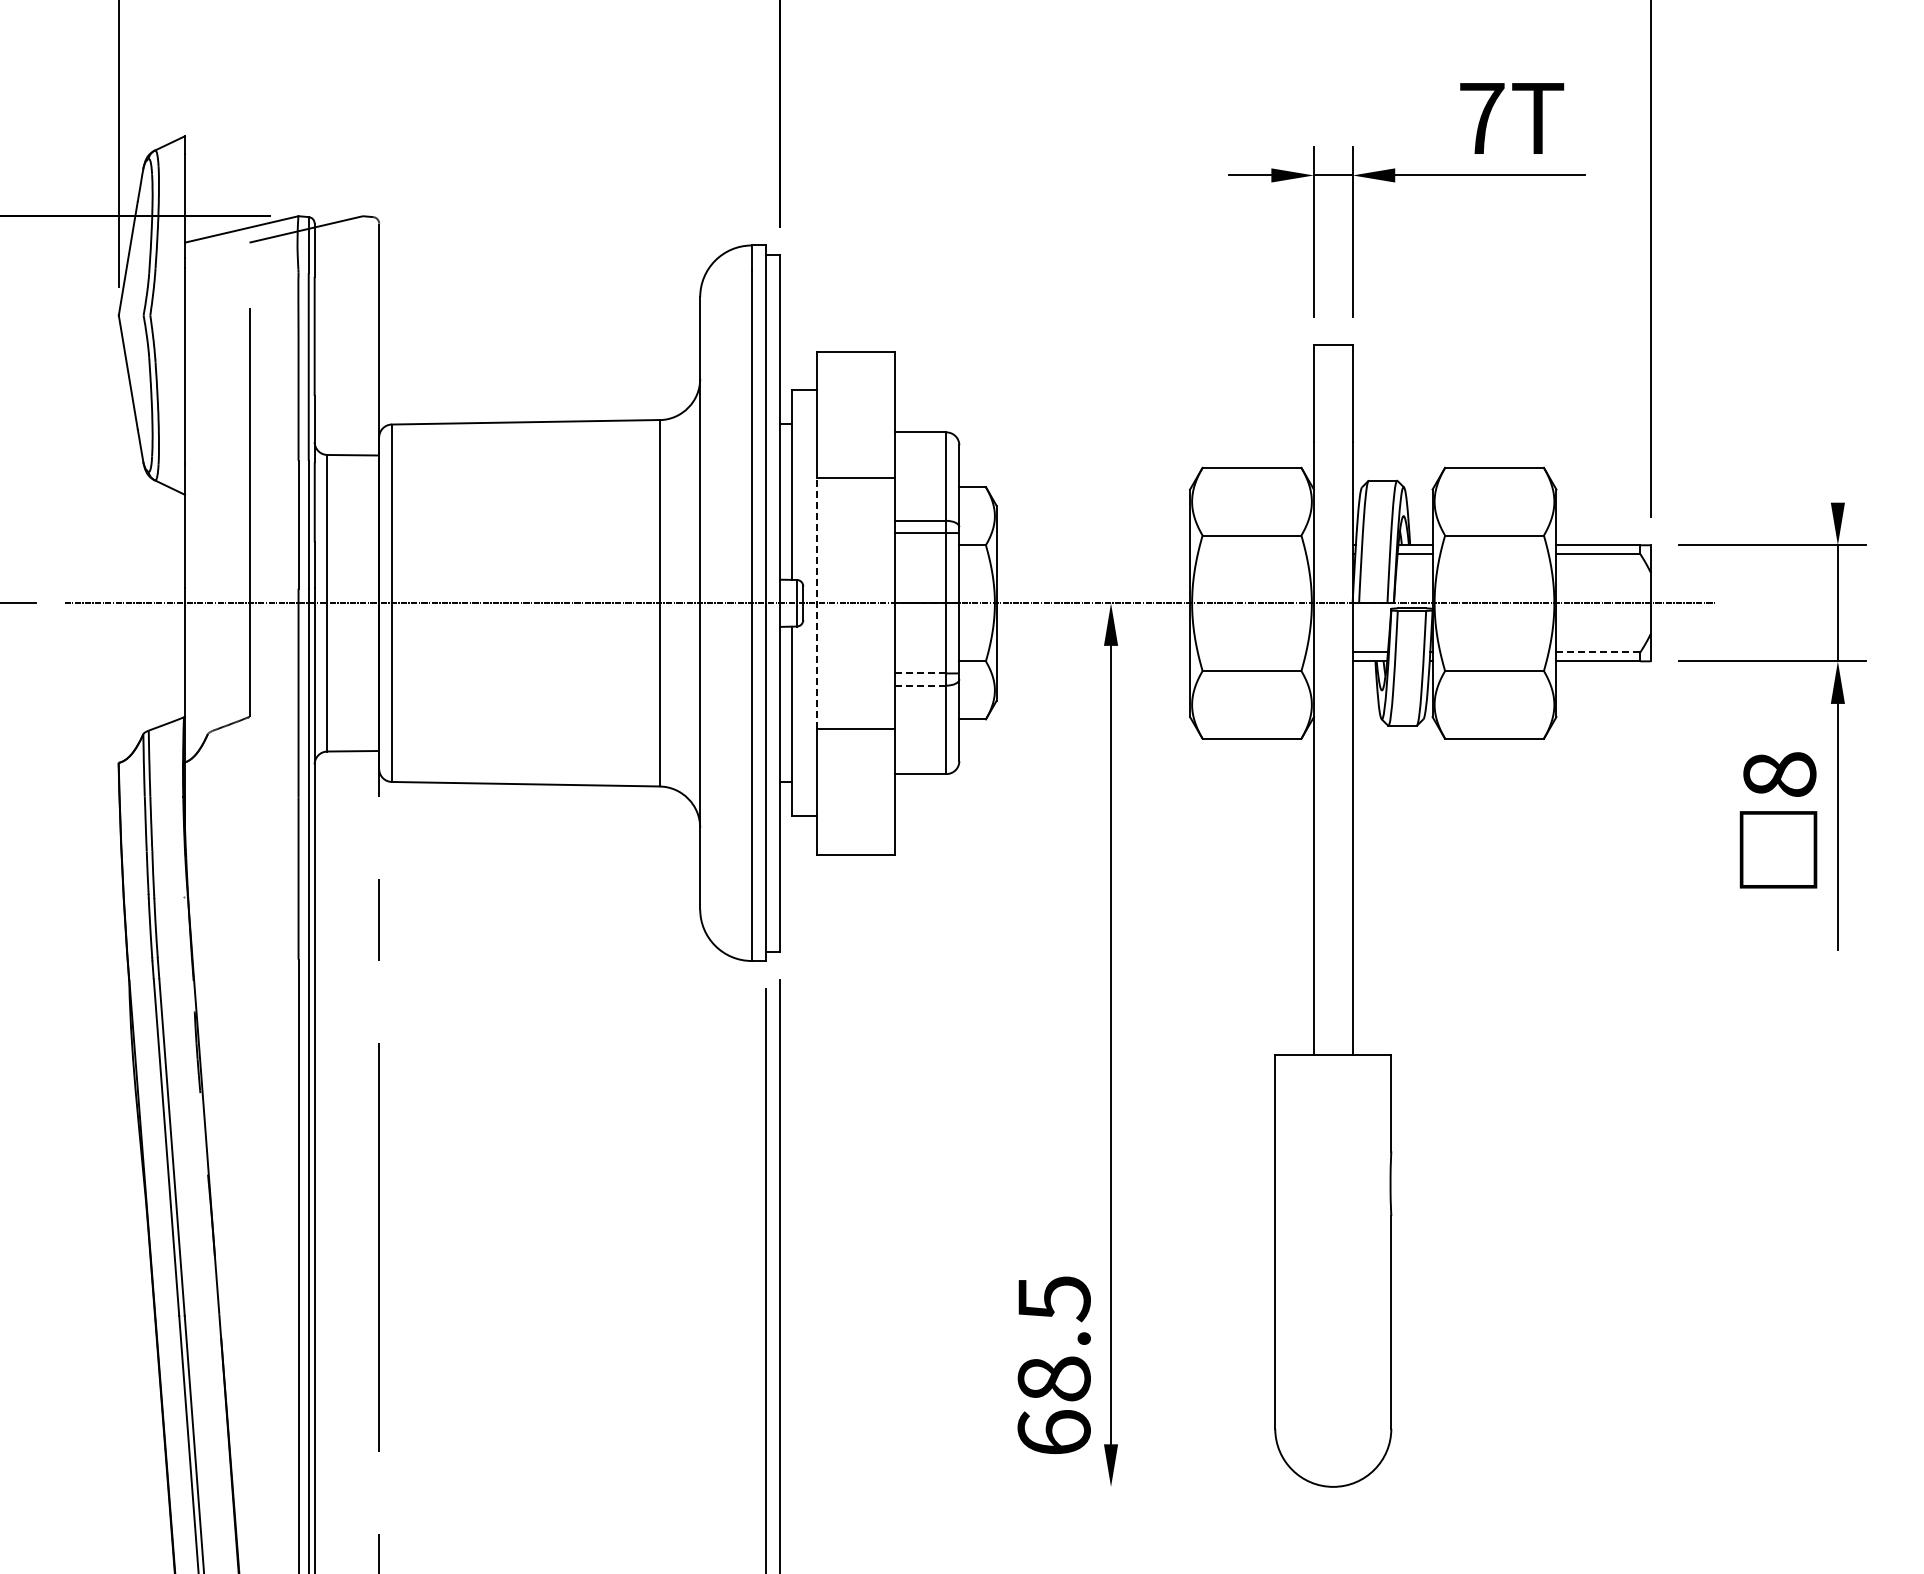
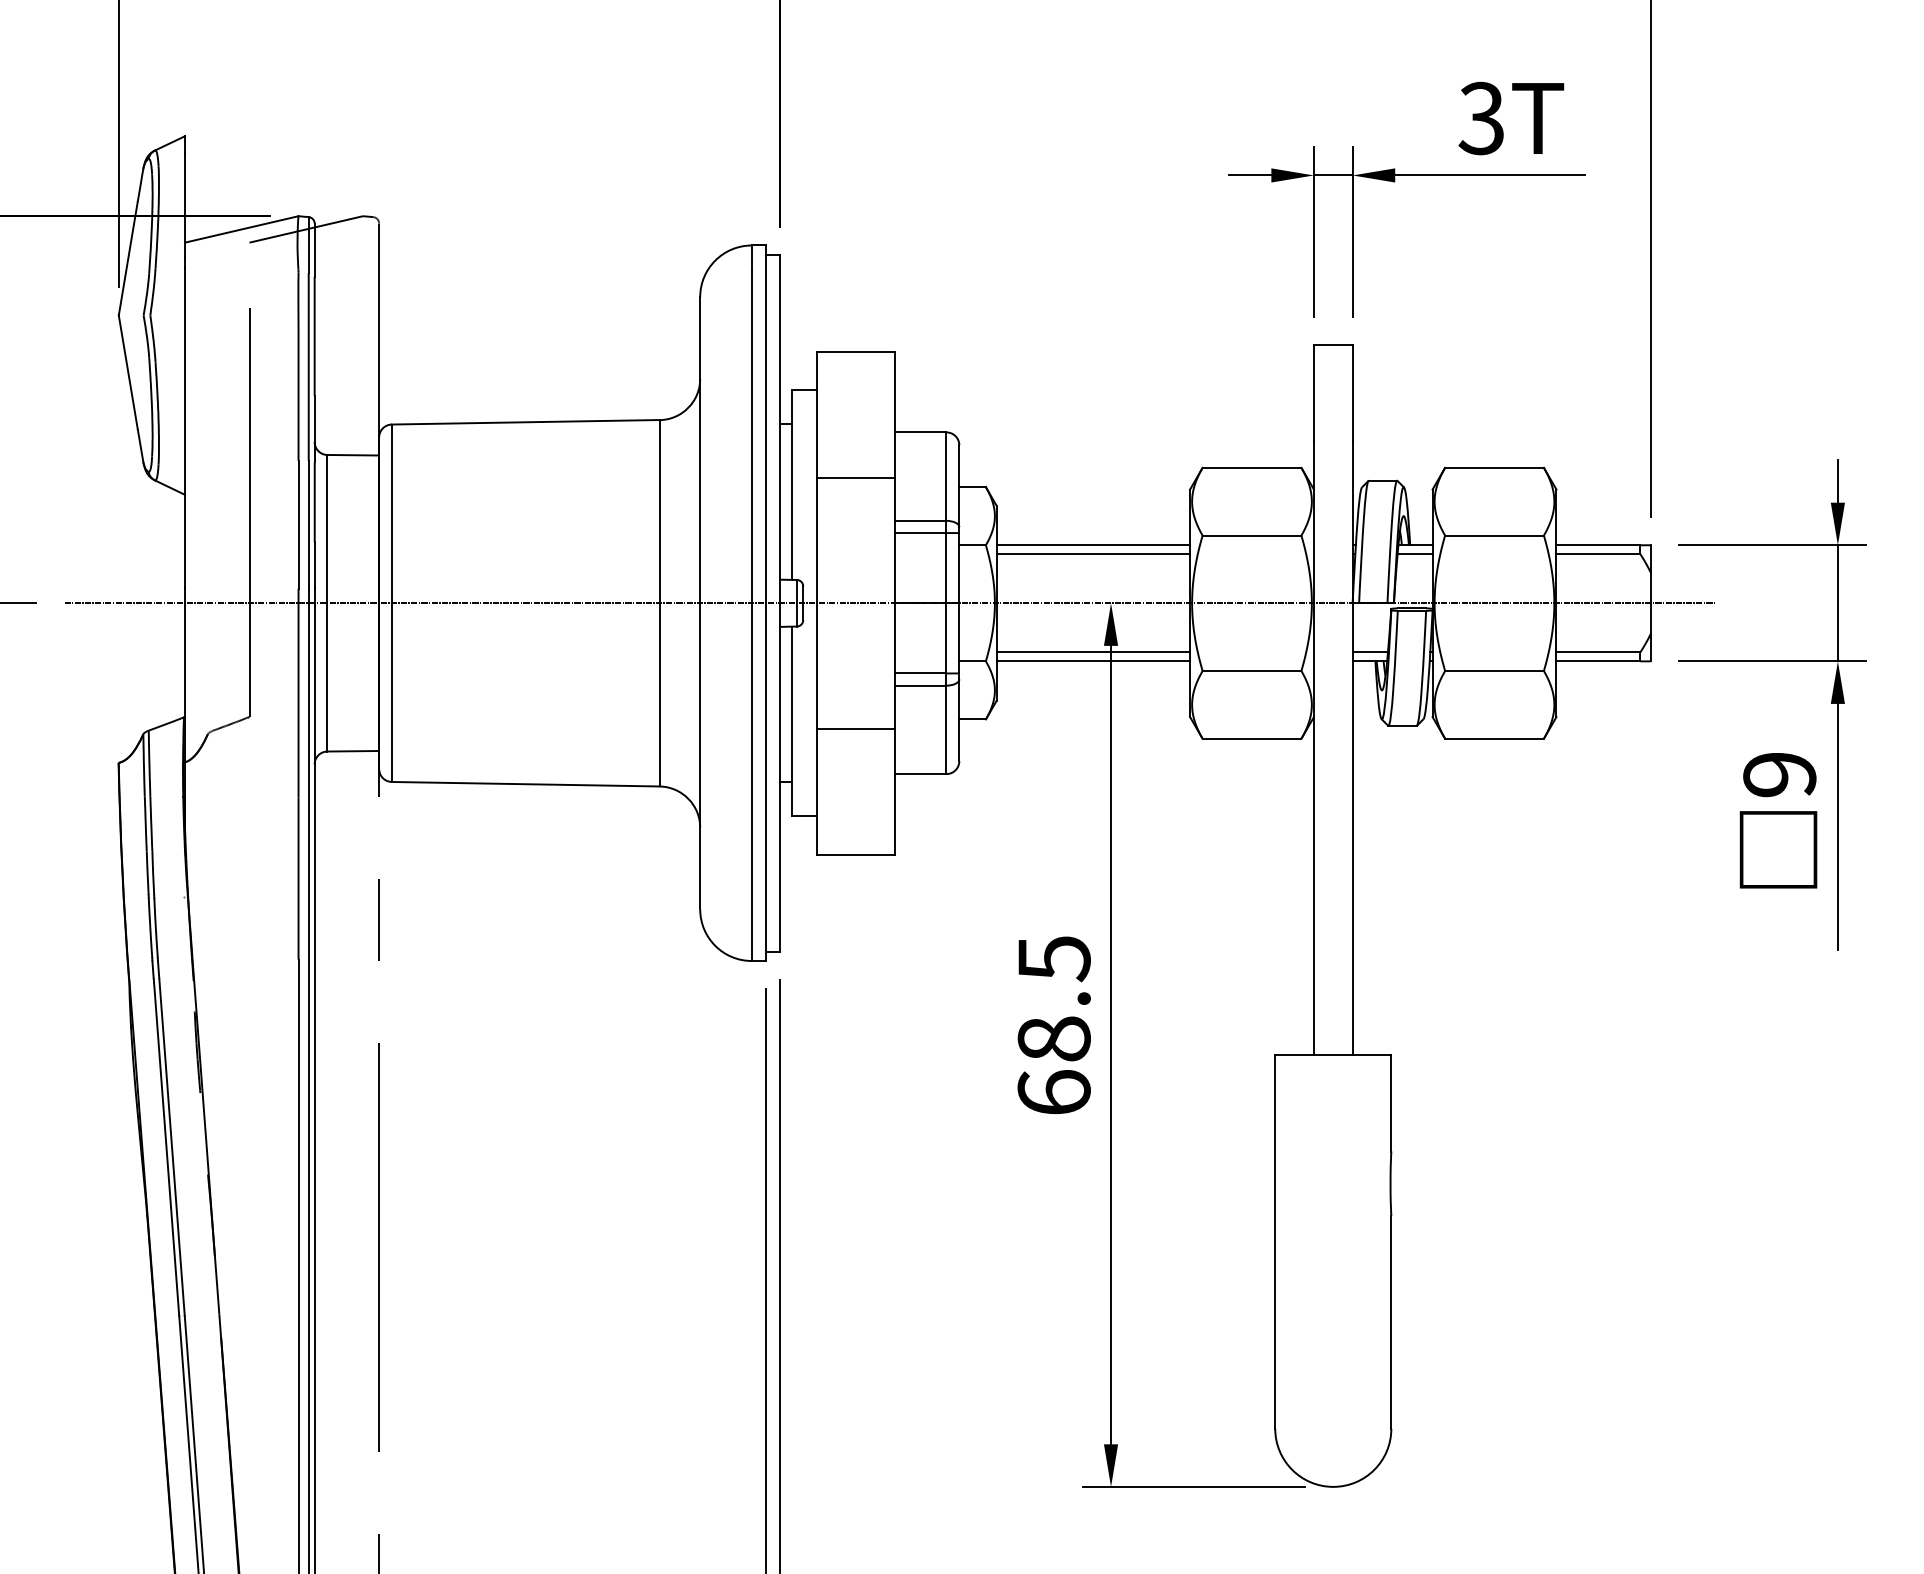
text: 7T -> 3T (1481, 118)
line: none -> present (1837, 481)
line: none -> present (1093, 545)
line: none -> present (1093, 554)
line: dashed -> solid (817, 603)
line: none -> present (1093, 652)
line: dashed -> solid (1598, 652)
line: none -> present (1093, 661)
line: dashed -> solid (920, 673)
line: dashed -> solid (920, 685)
text: 8 -> 9 (1779, 774)
text position: (1053, 1364) -> (1053, 1024) (1053, 1024)
line: none -> present (1193, 1486)
